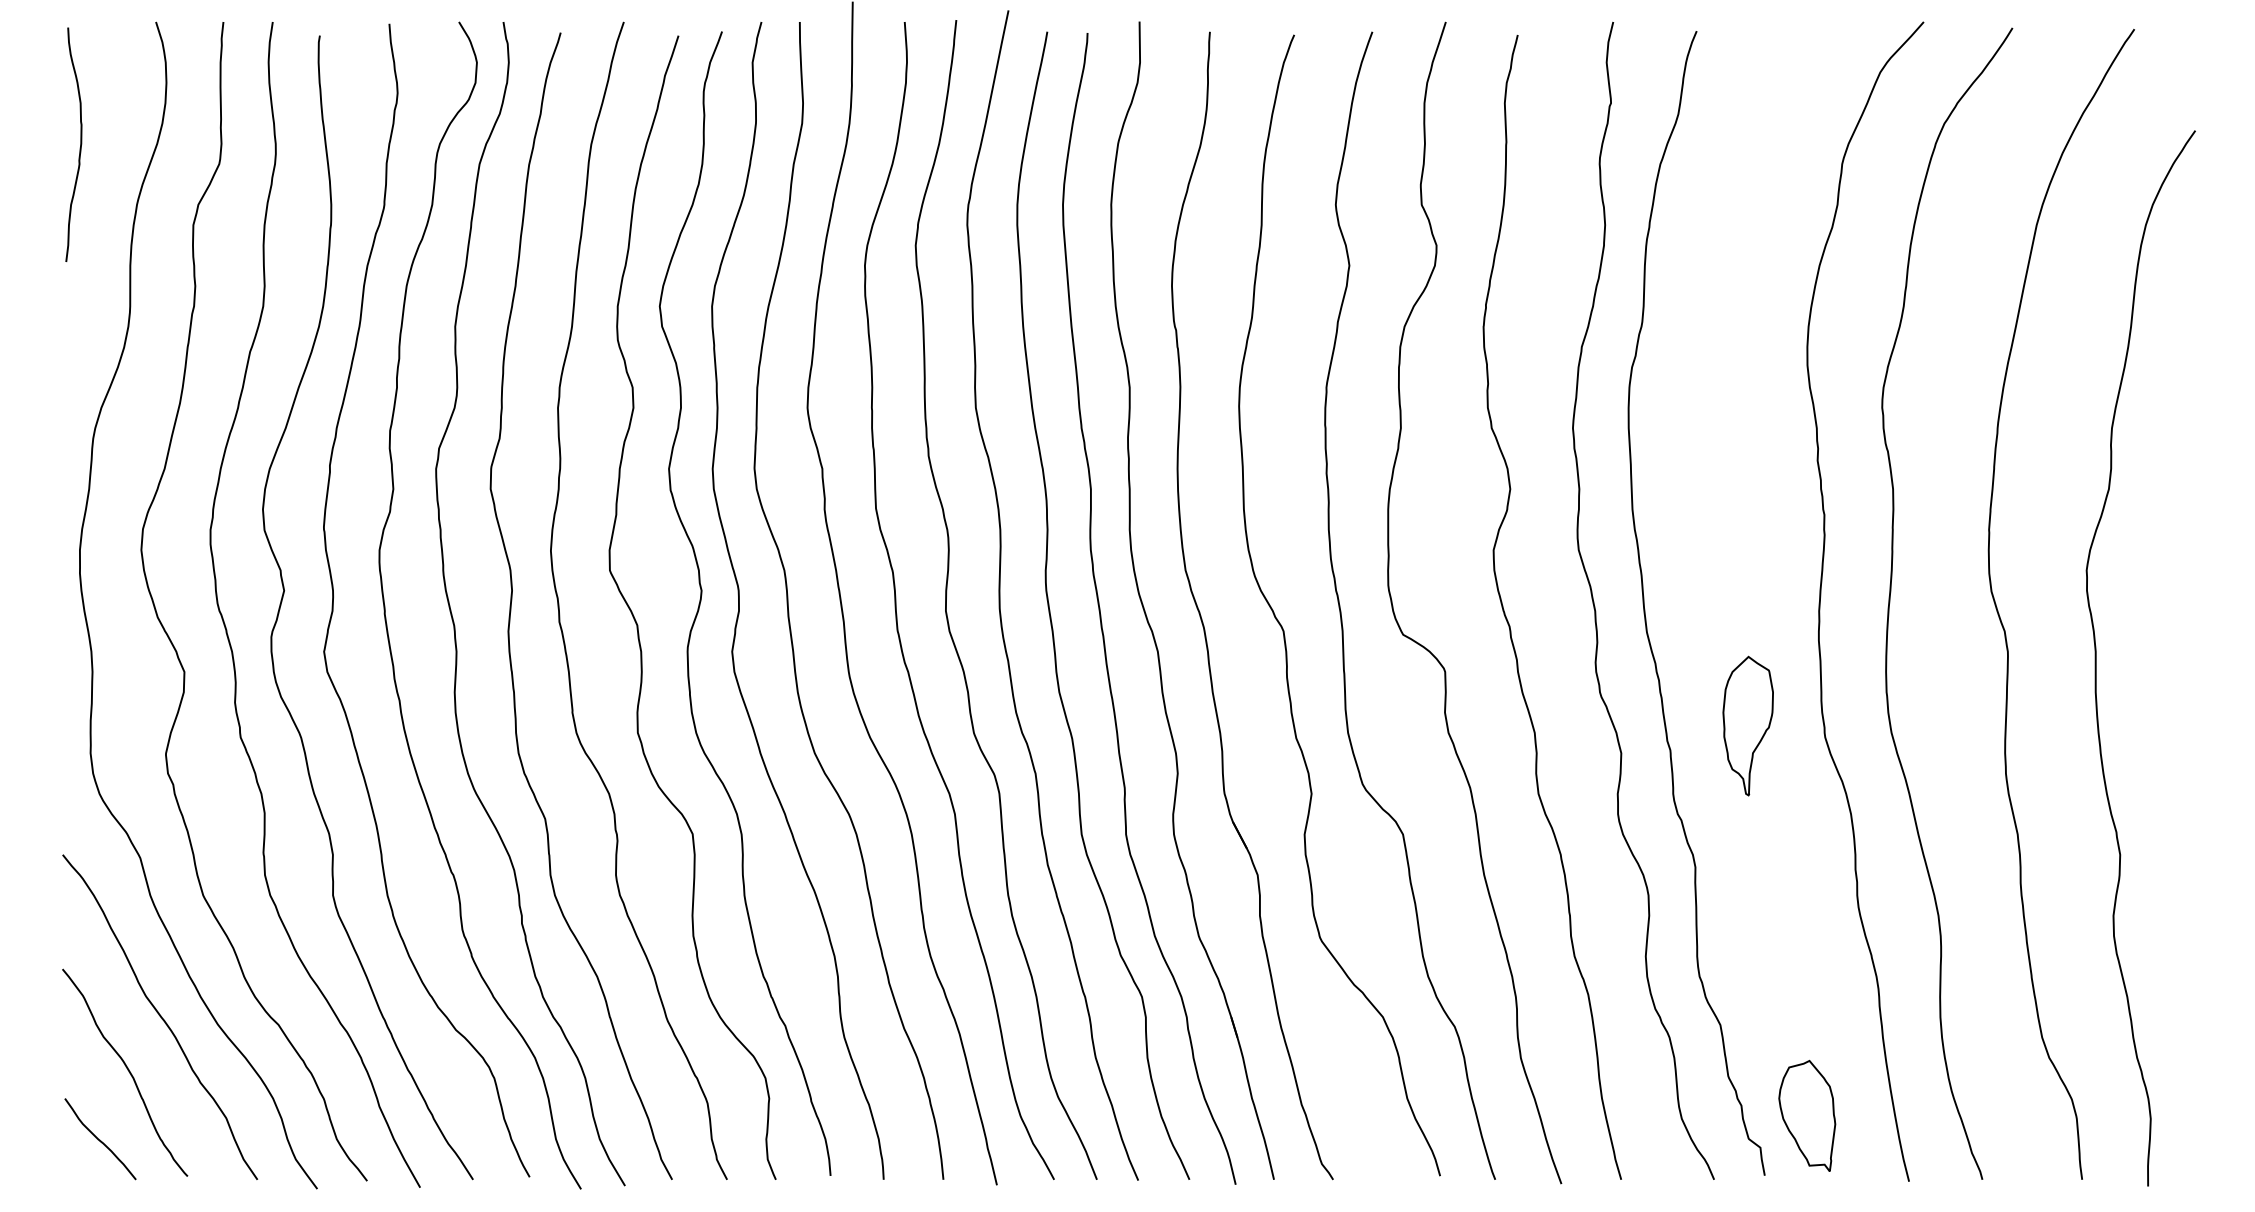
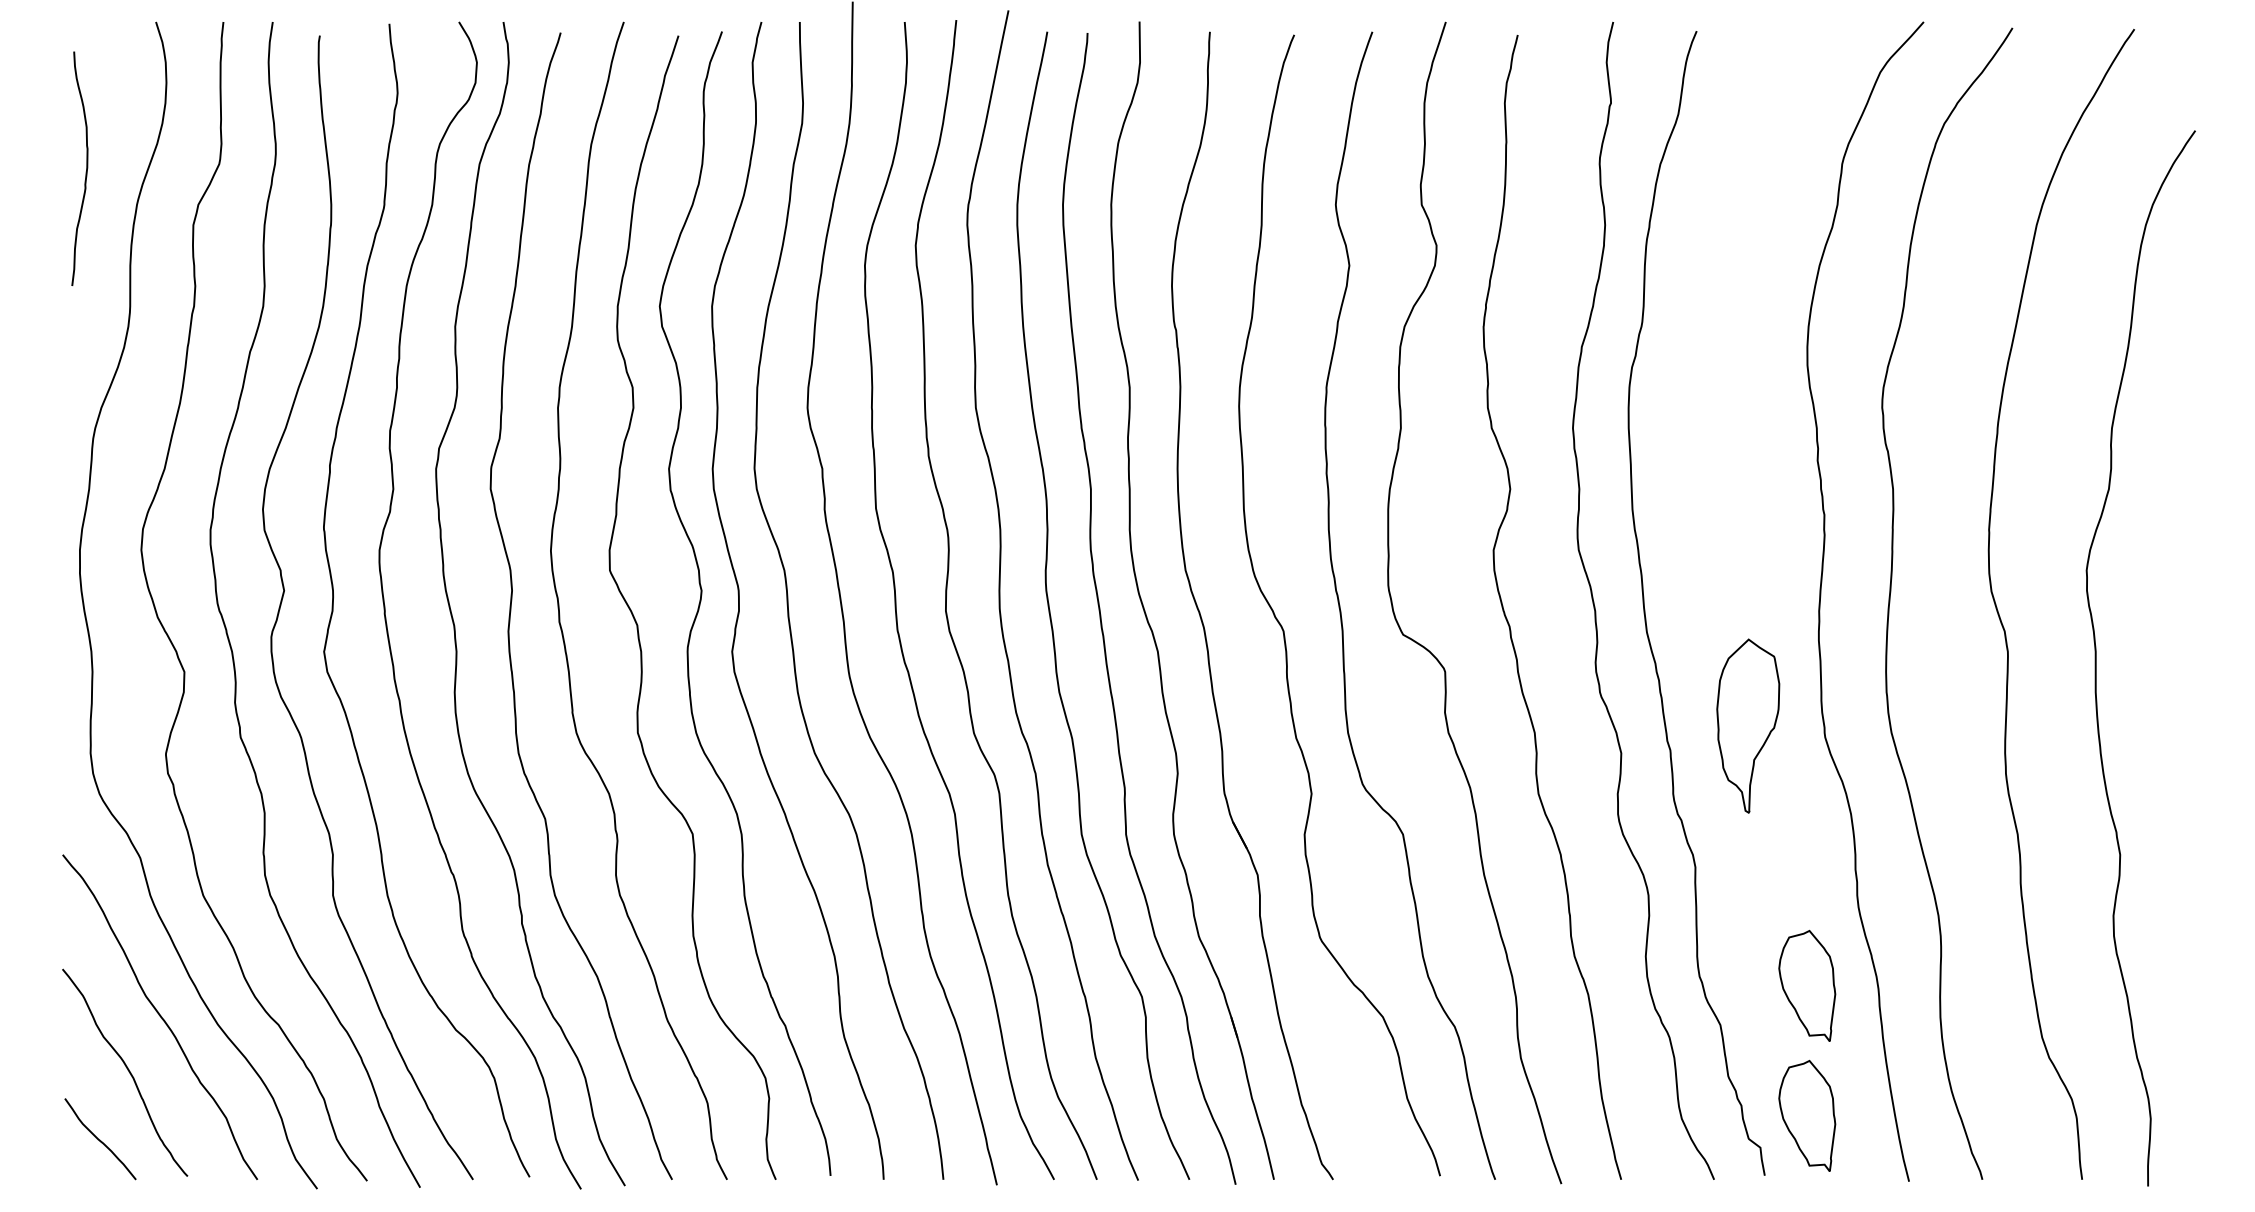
curve position: (80, 144) -> (86, 168) (86, 168)
part size: 52x142 px -> 65x176 px (1748, 725)
part: none -> present (1807, 985)
